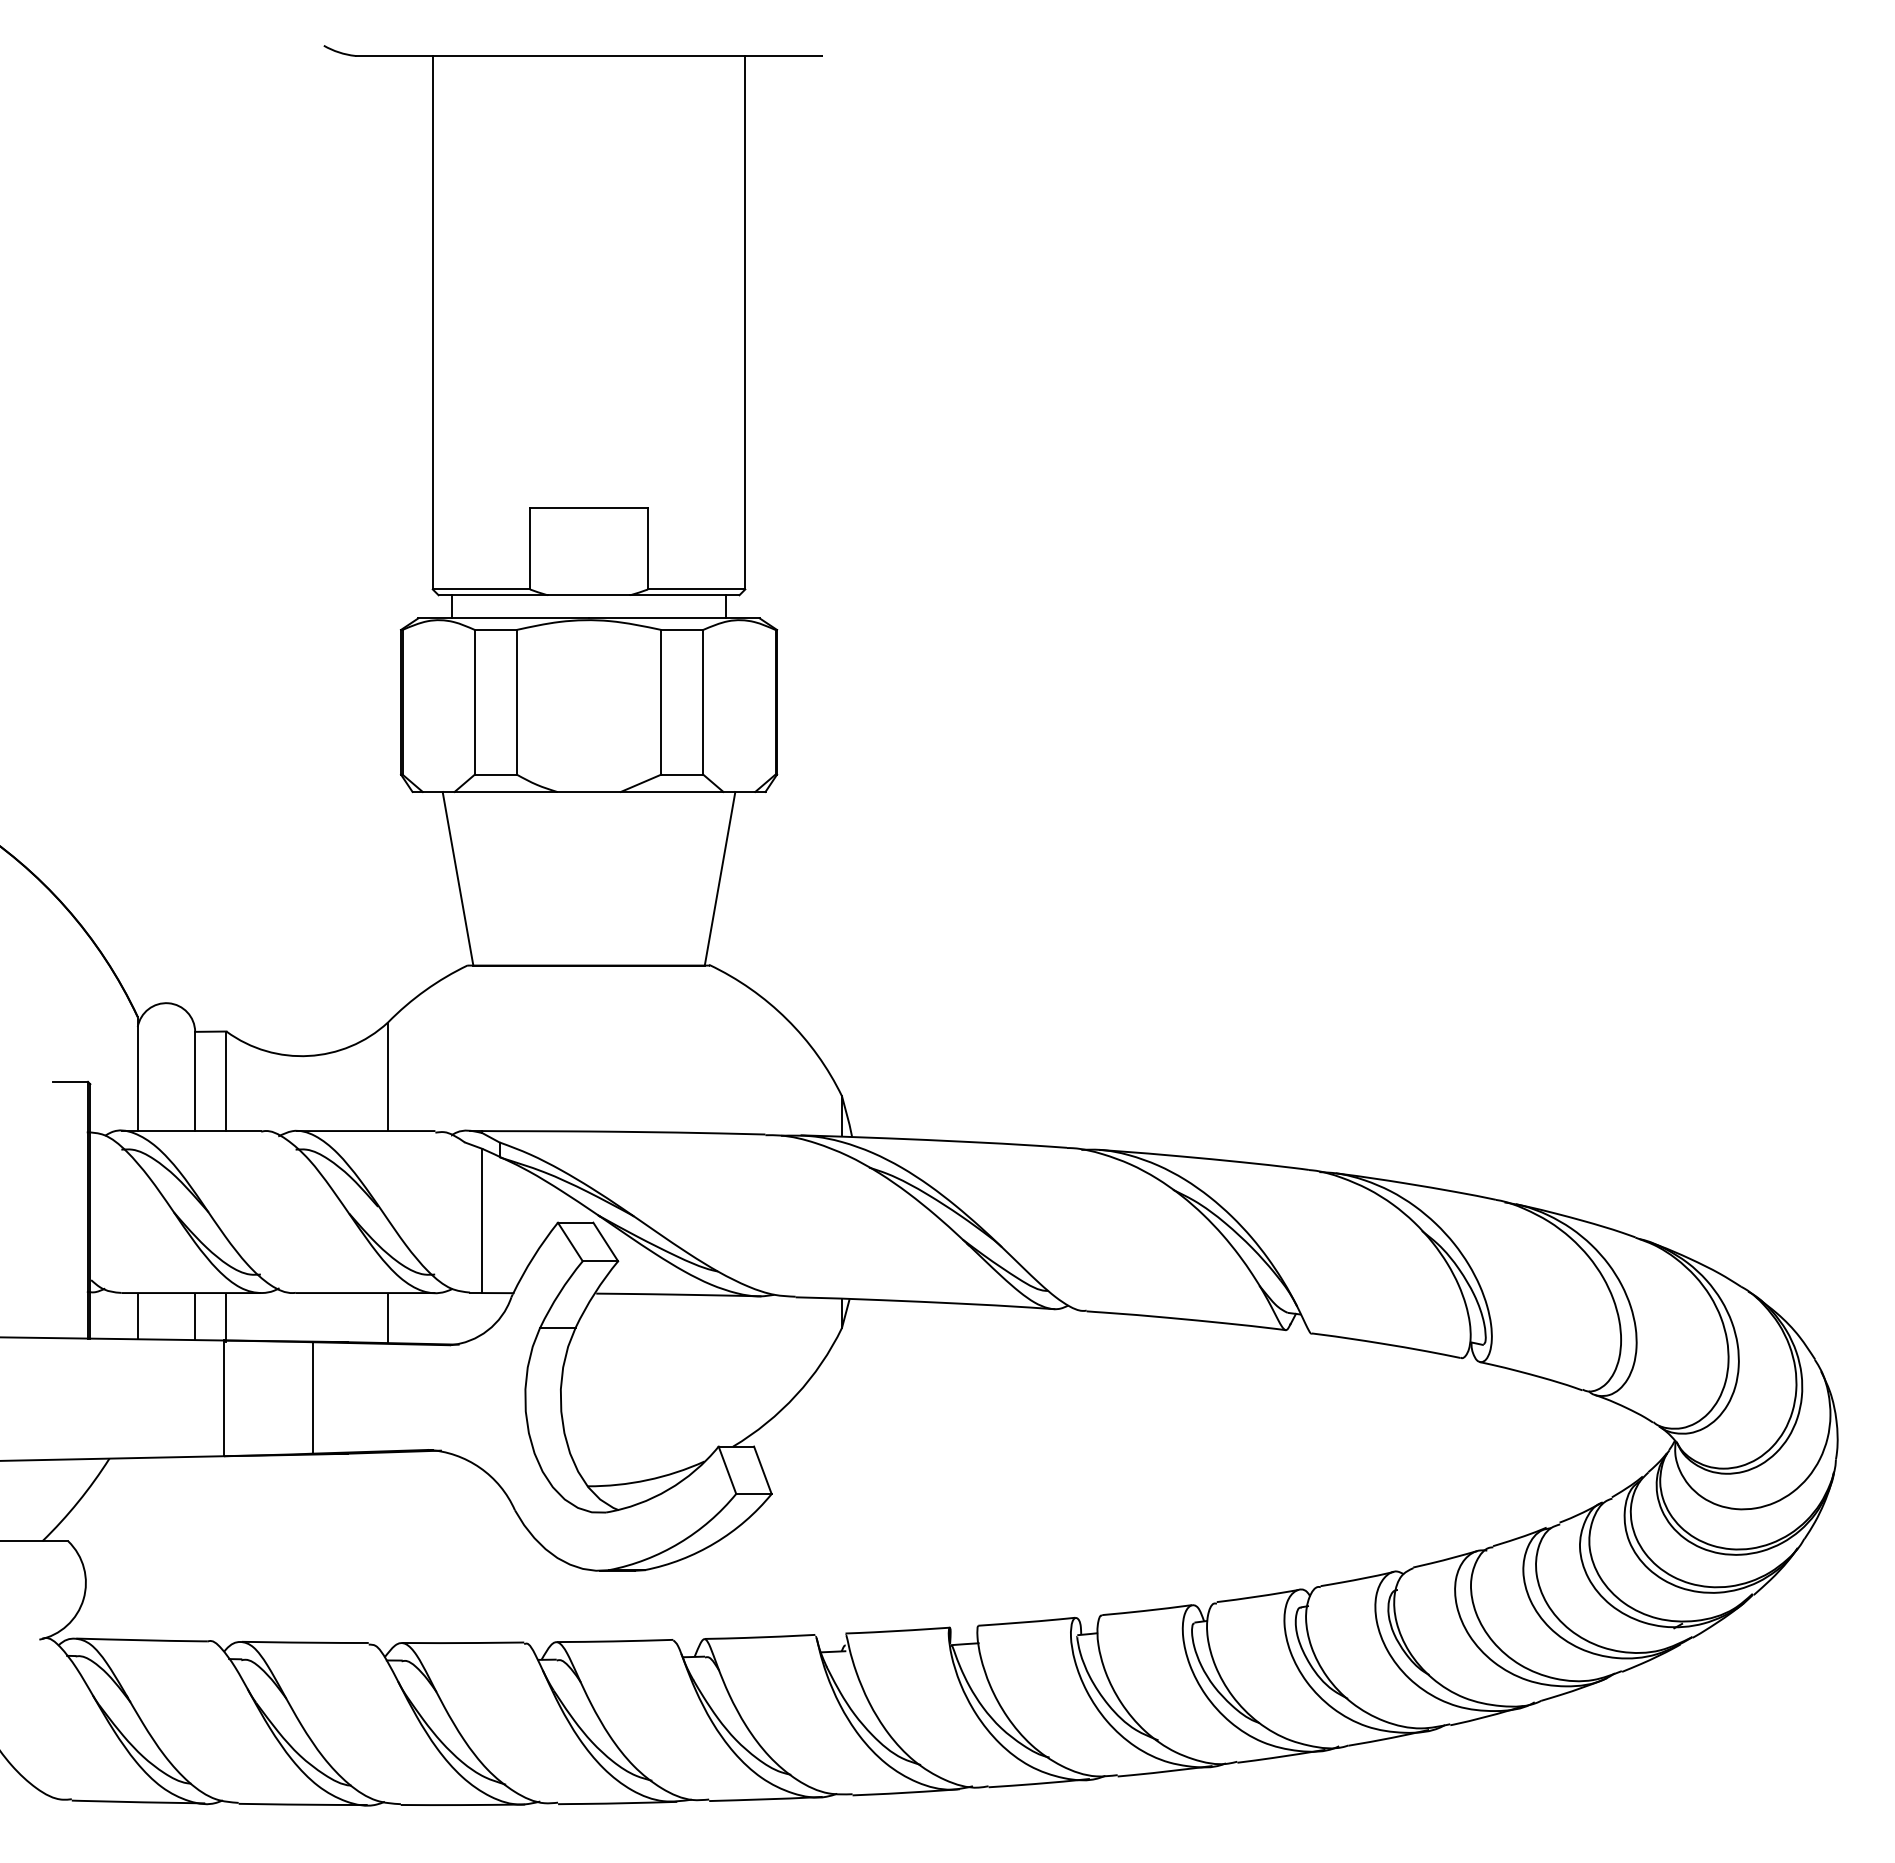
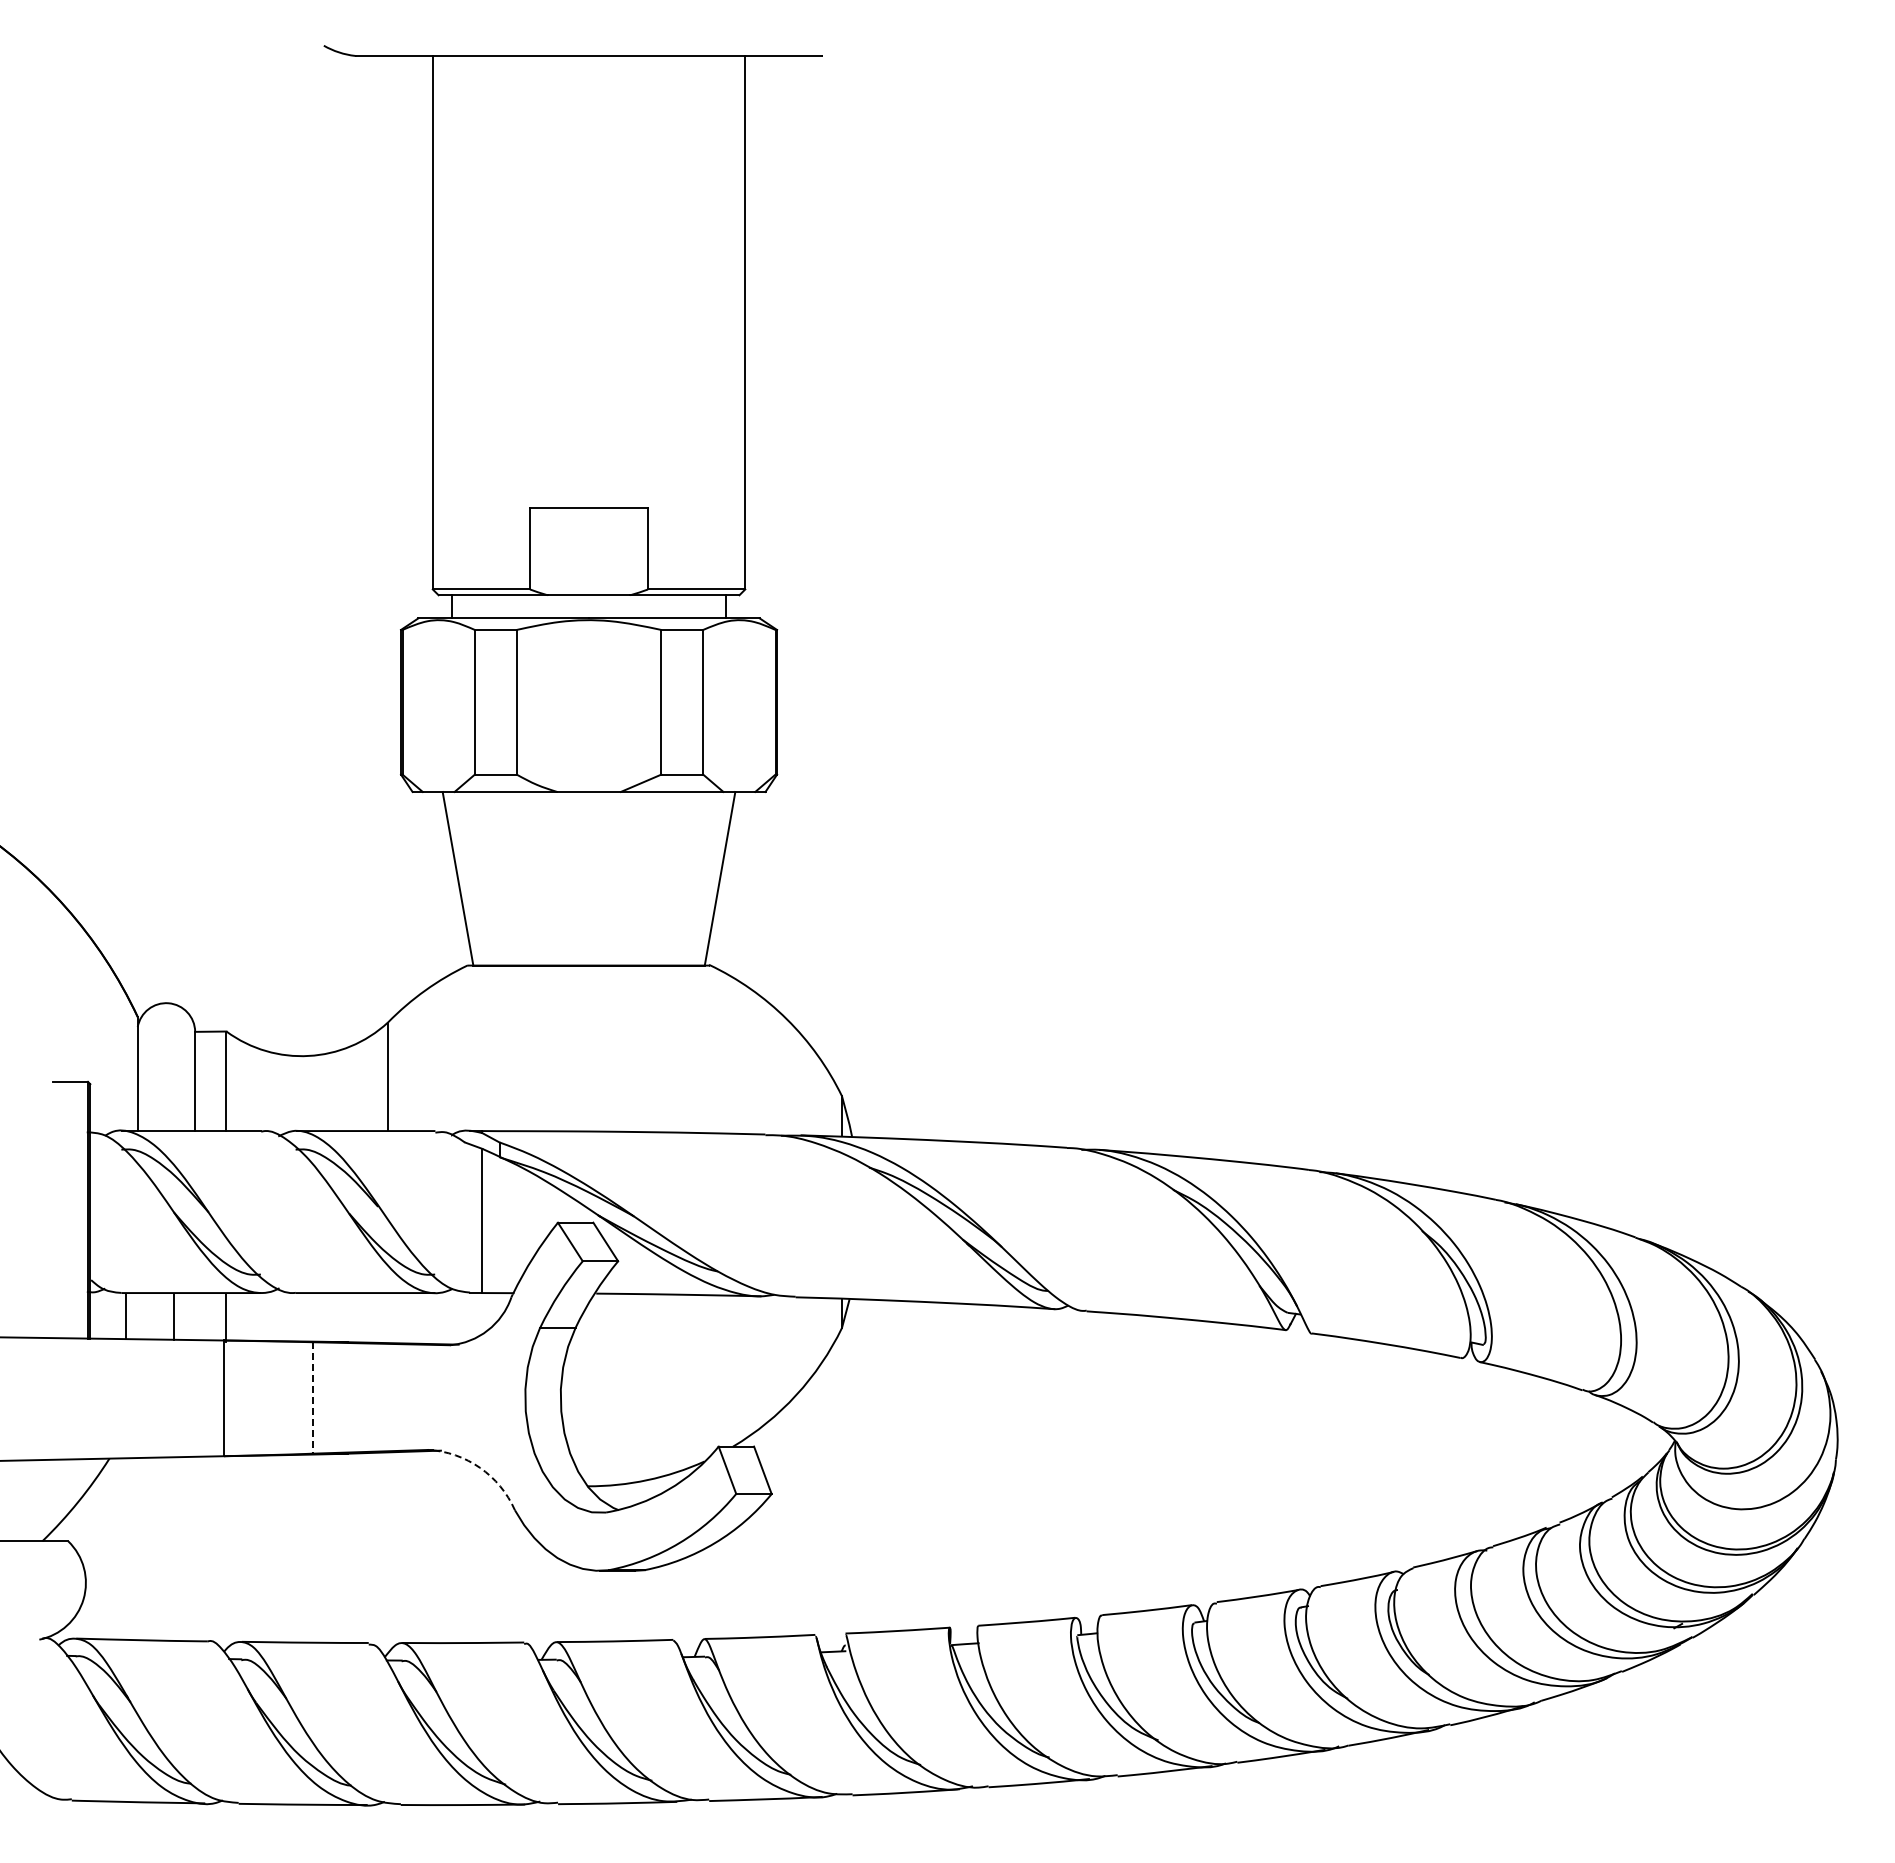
line position: (137, 1316) -> (125, 1316) (125, 1316)
line position: (195, 1316) -> (174, 1316) (174, 1316)
line: present -> none (387, 1318)
line: solid -> dashed (312, 1397)
arc: solid -> dashed (480, 1467)
